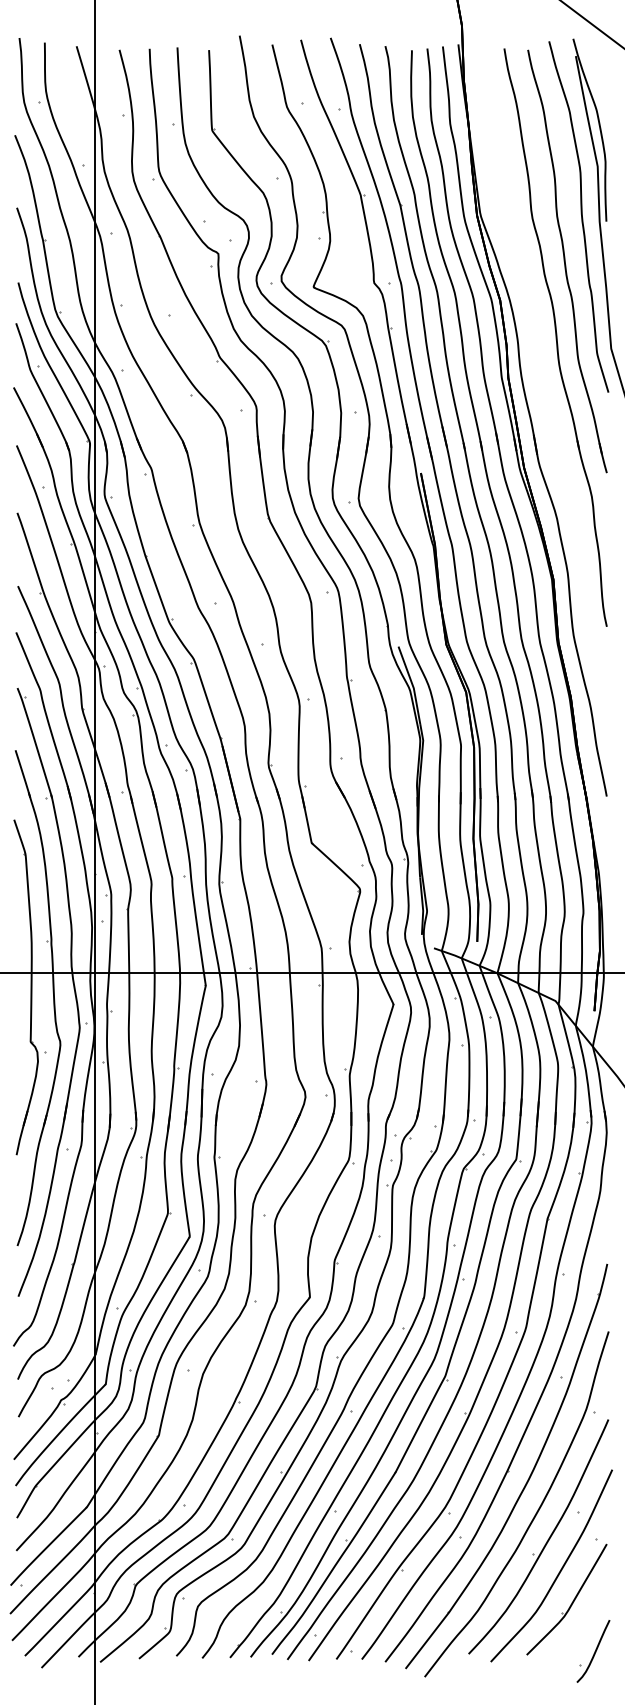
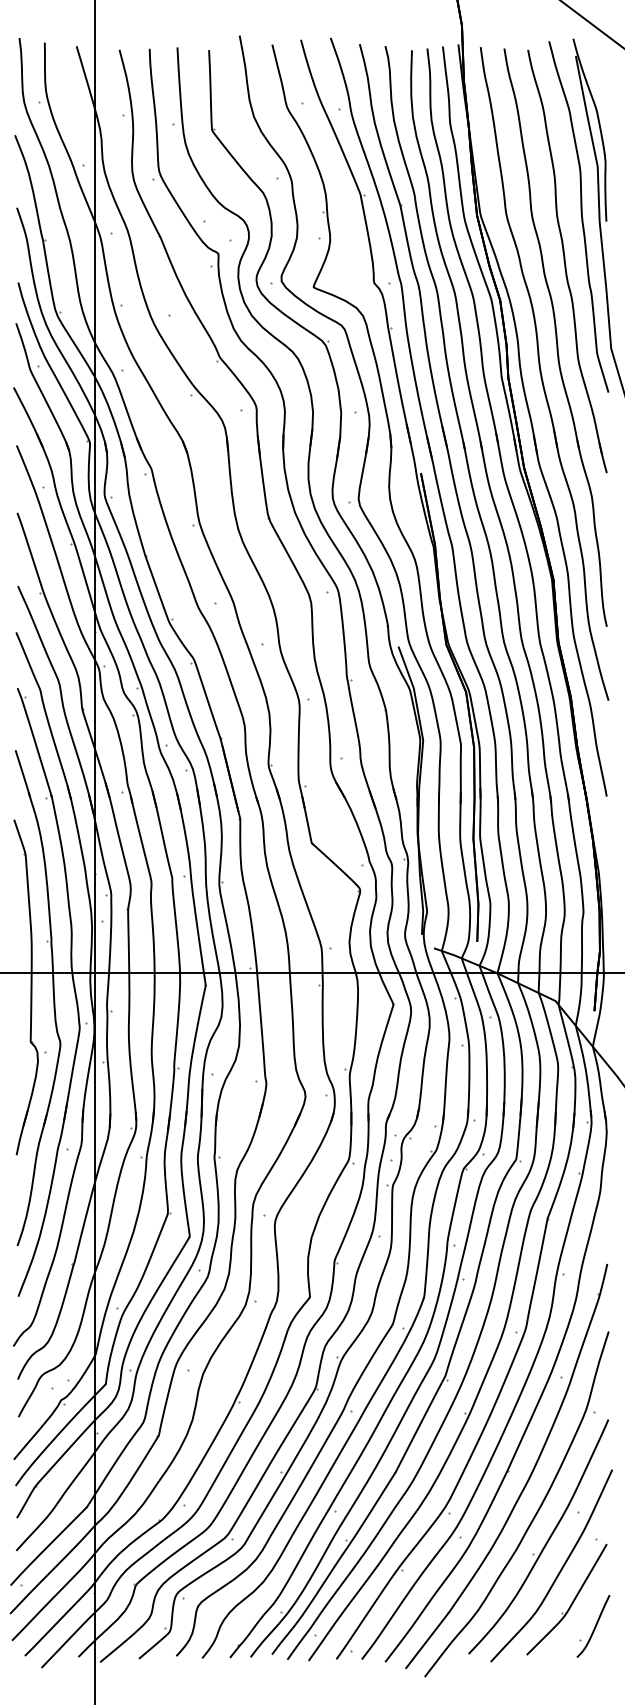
part: none -> present (544, 373)
part position: (593, 1651) -> (593, 1626) (593, 1626)
